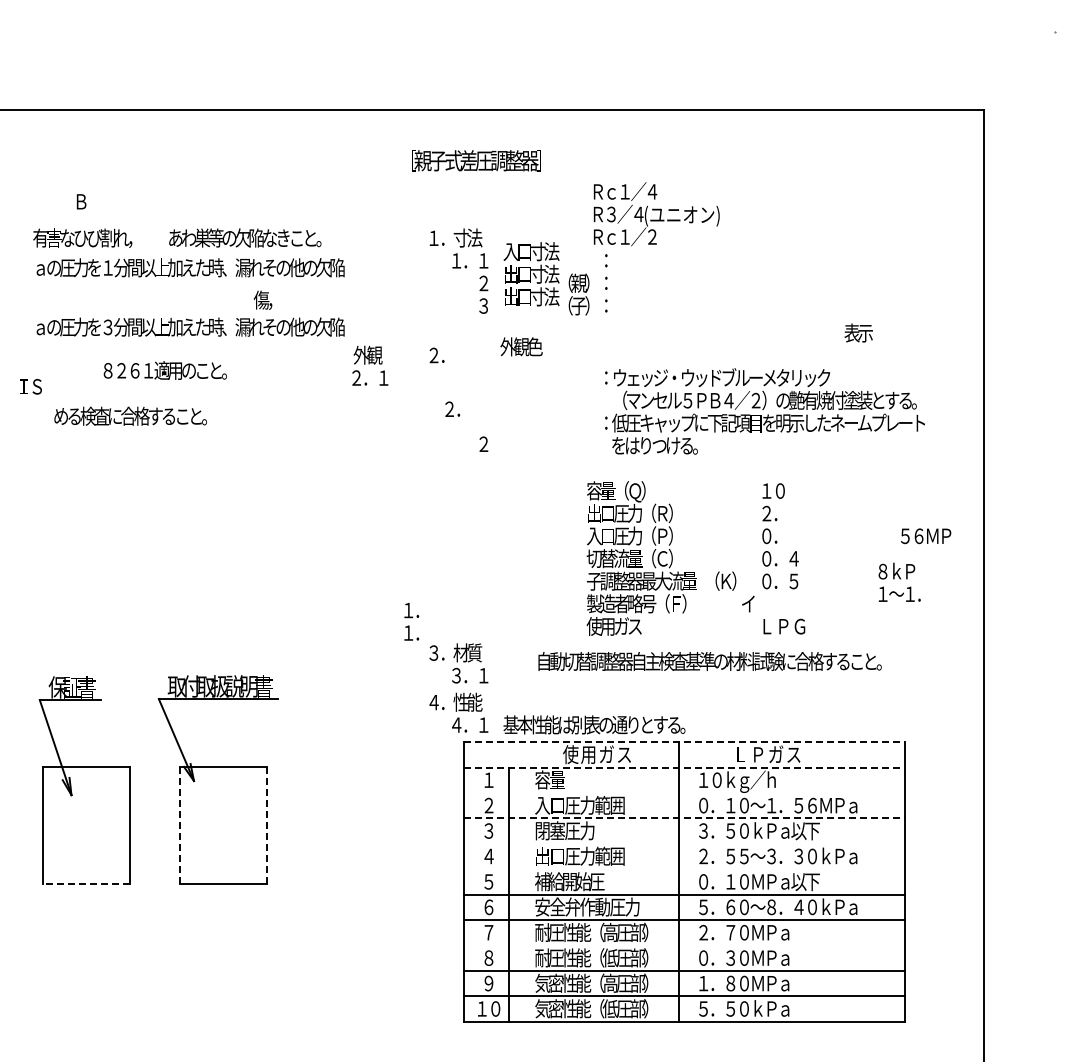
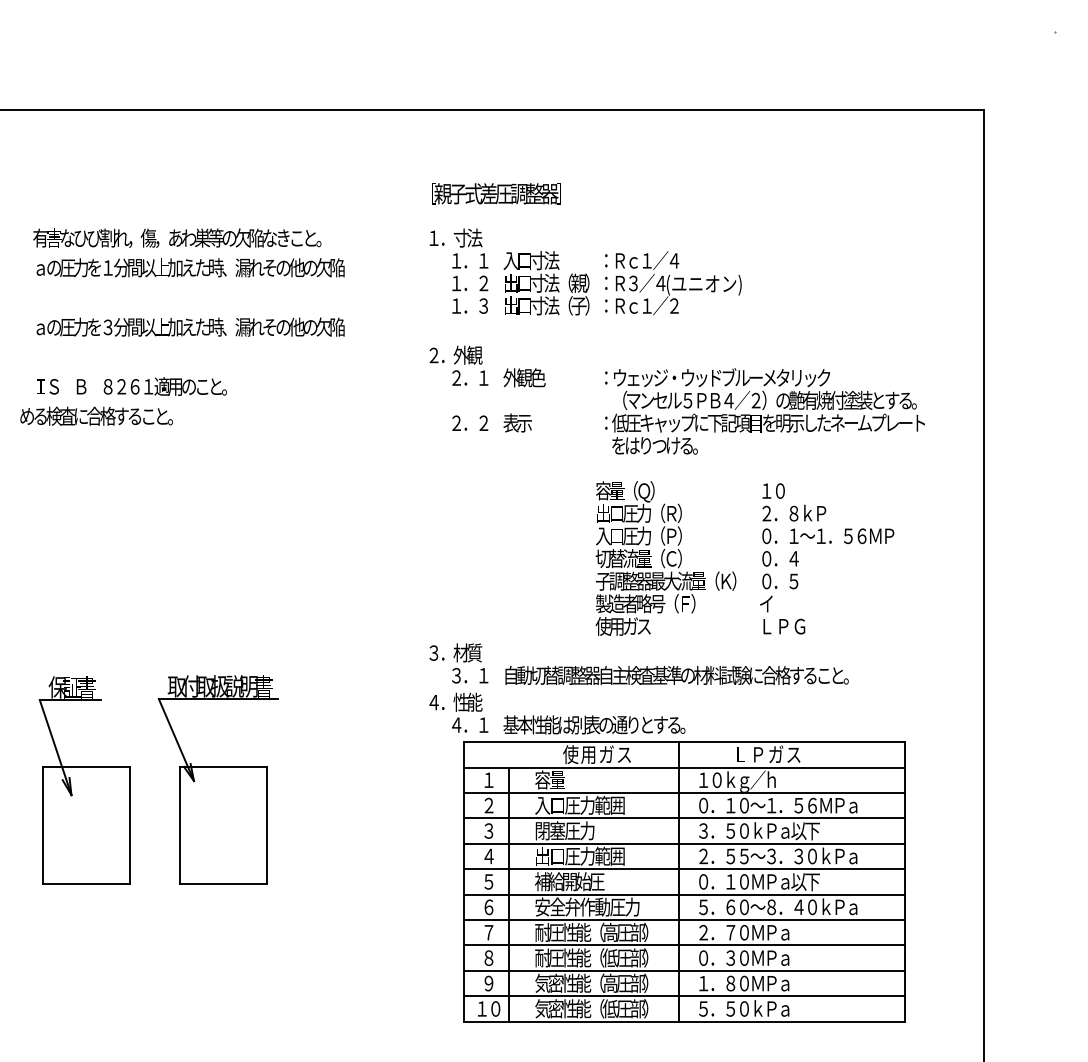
text position: (476, 160) -> (496, 193) (496, 193)
text position: (81, 201) -> (81, 386) (81, 386)
text position: (656, 214) -> (678, 283) (678, 283)
text position: (531, 274) -> (531, 283) (531, 283)
text position: (262, 299) -> (149, 237) (149, 237)
text position: (858, 332) -> (517, 422) (517, 422)
text position: (521, 346) -> (524, 377) (524, 377)
text position: (370, 365) -> (470, 365) (470, 365)
text position: (164, 370) -> (164, 386) (164, 386)
text position: (30, 386) -> (47, 386) (47, 386)
text position: (452, 408) -> (459, 422) (459, 422)
text position: (130, 415) -> (96, 415) (96, 415)
text position: (483, 443) -> (483, 422) (483, 422)
text position: (926, 536) -> (869, 536) (869, 536)
text position: (641, 558) -> (650, 558) (650, 558)
text position: (899, 581) -> (810, 523) (810, 523)
text position: (748, 603) -> (766, 603) (766, 603)
text position: (411, 621) -> (459, 294) (459, 294)
text position: (709, 661) -> (676, 675) (676, 675)
line: dashed -> solid (684, 742)
line: dashed -> solid (684, 767)
line: none -> present (684, 792)
line: dashed -> solid (684, 818)
line: dashed -> solid (179, 824)
line: dashed -> solid (267, 825)
line: none -> present (684, 843)
line: none -> present (684, 869)
line: dashed -> solid (86, 883)
line: none -> present (684, 945)
